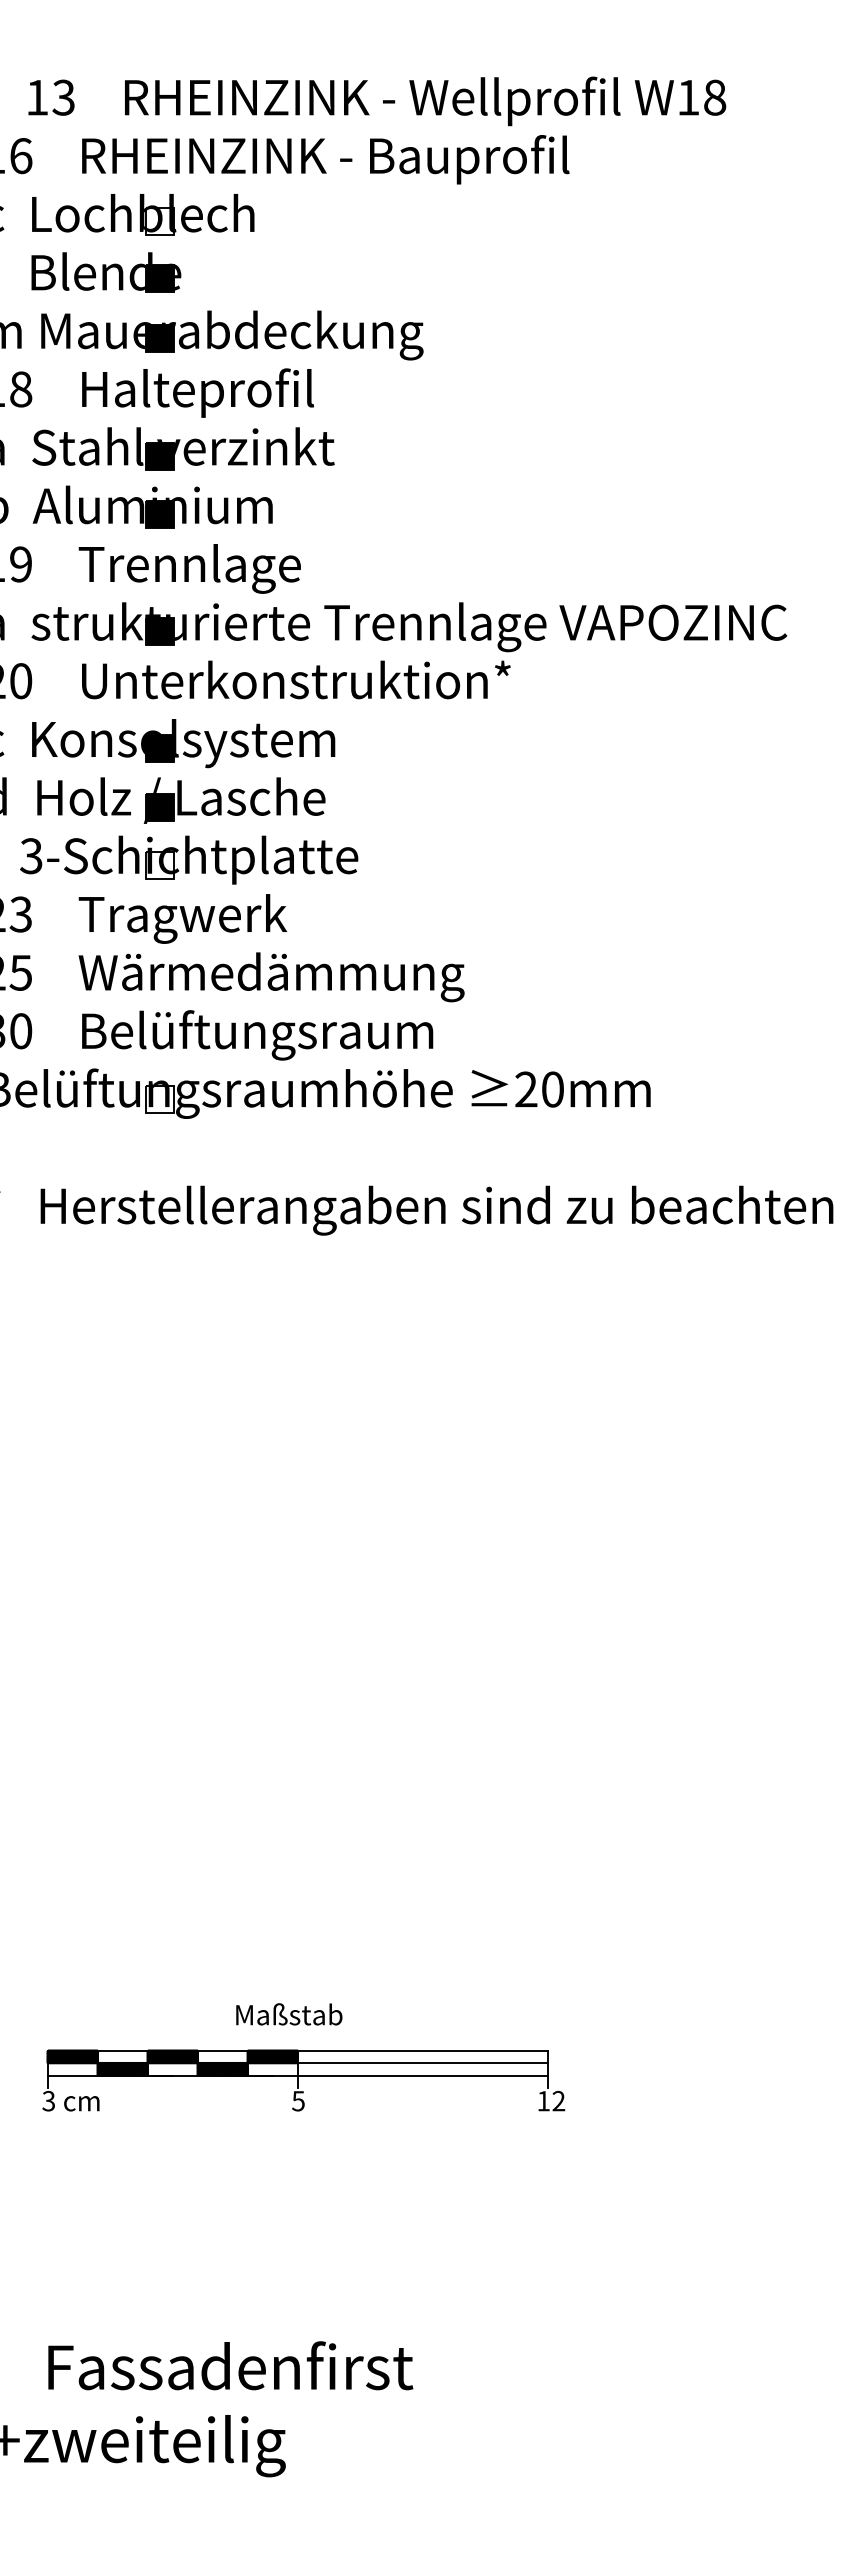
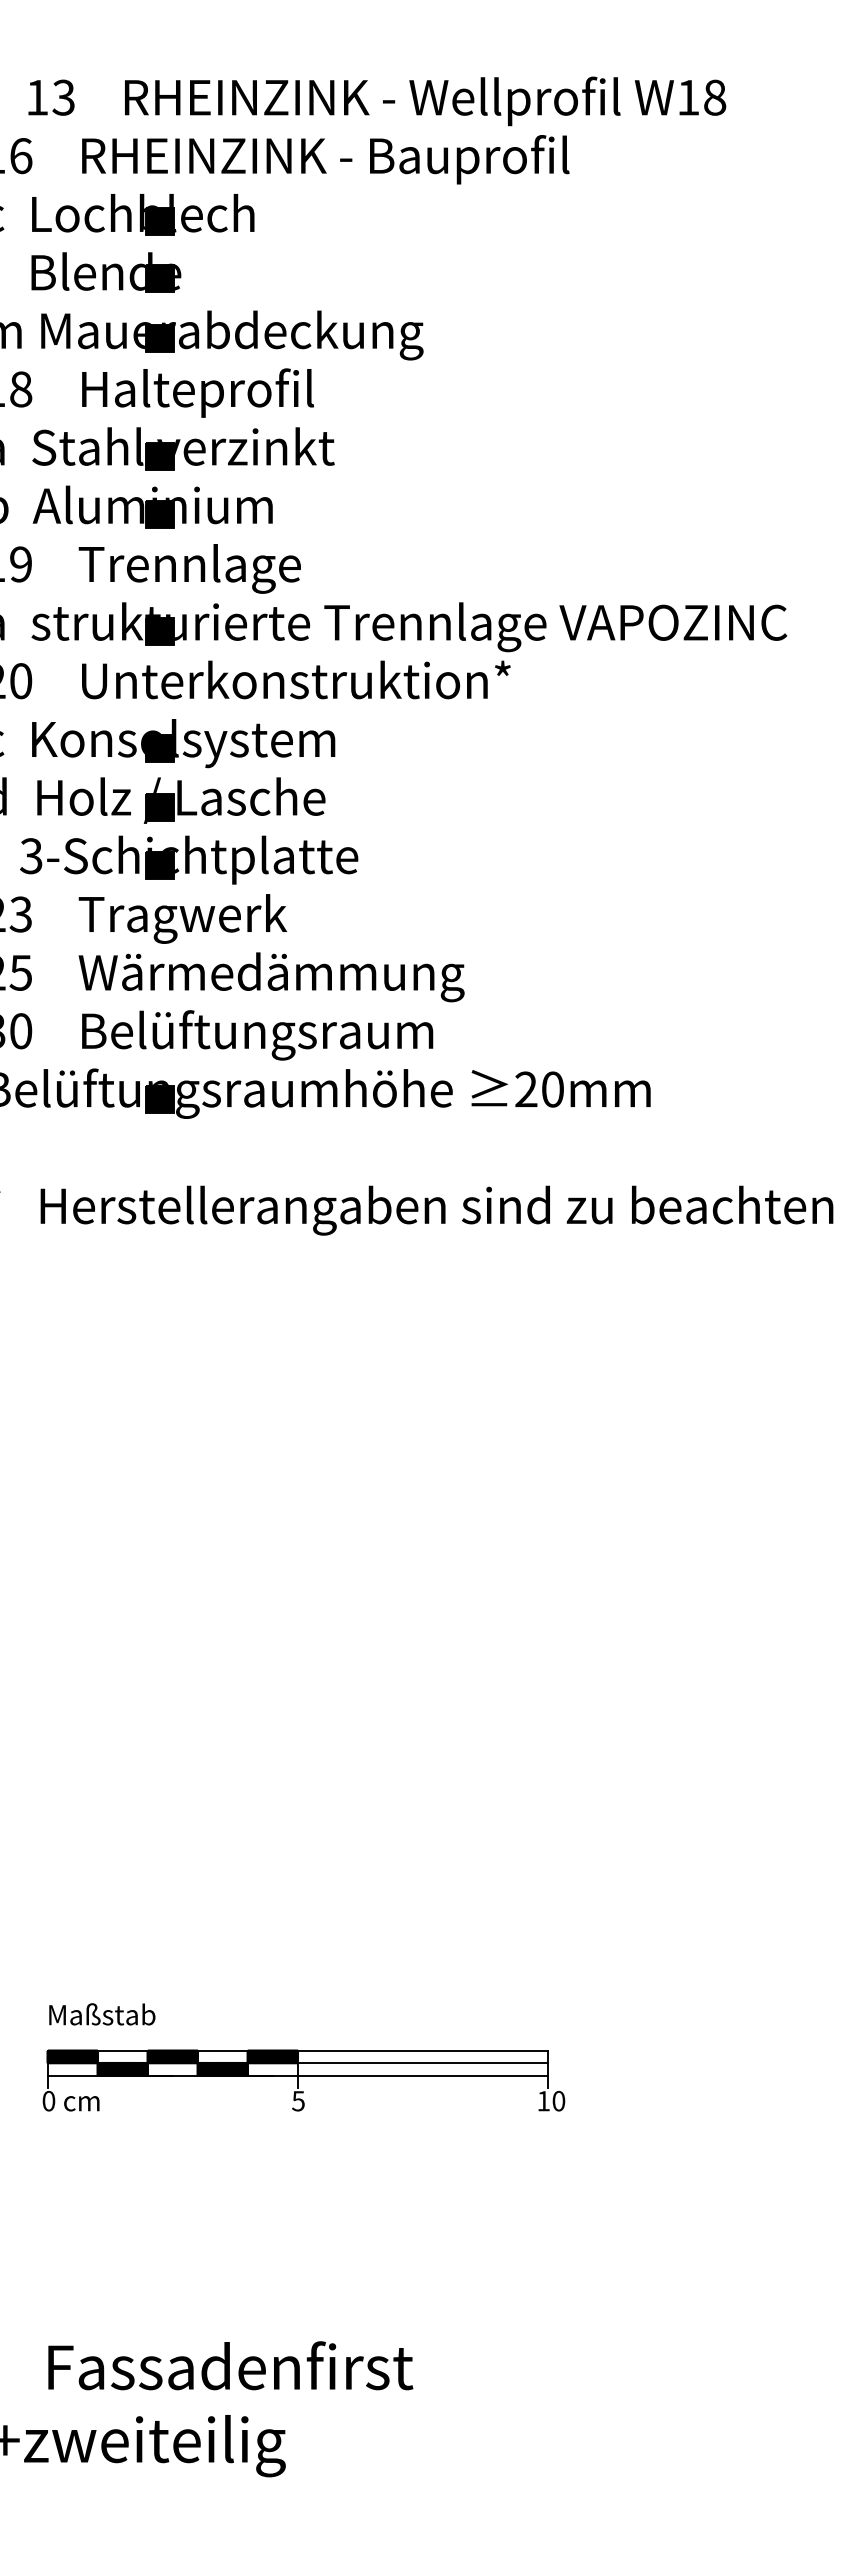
fill: none -> present (159, 220)
fill: none -> present (159, 865)
fill: none -> present (159, 1099)
text position: (289, 2014) -> (102, 2014) (102, 2014)
text: 3 -> 0 (48, 2101)
text: 12 -> 10 (558, 2101)
